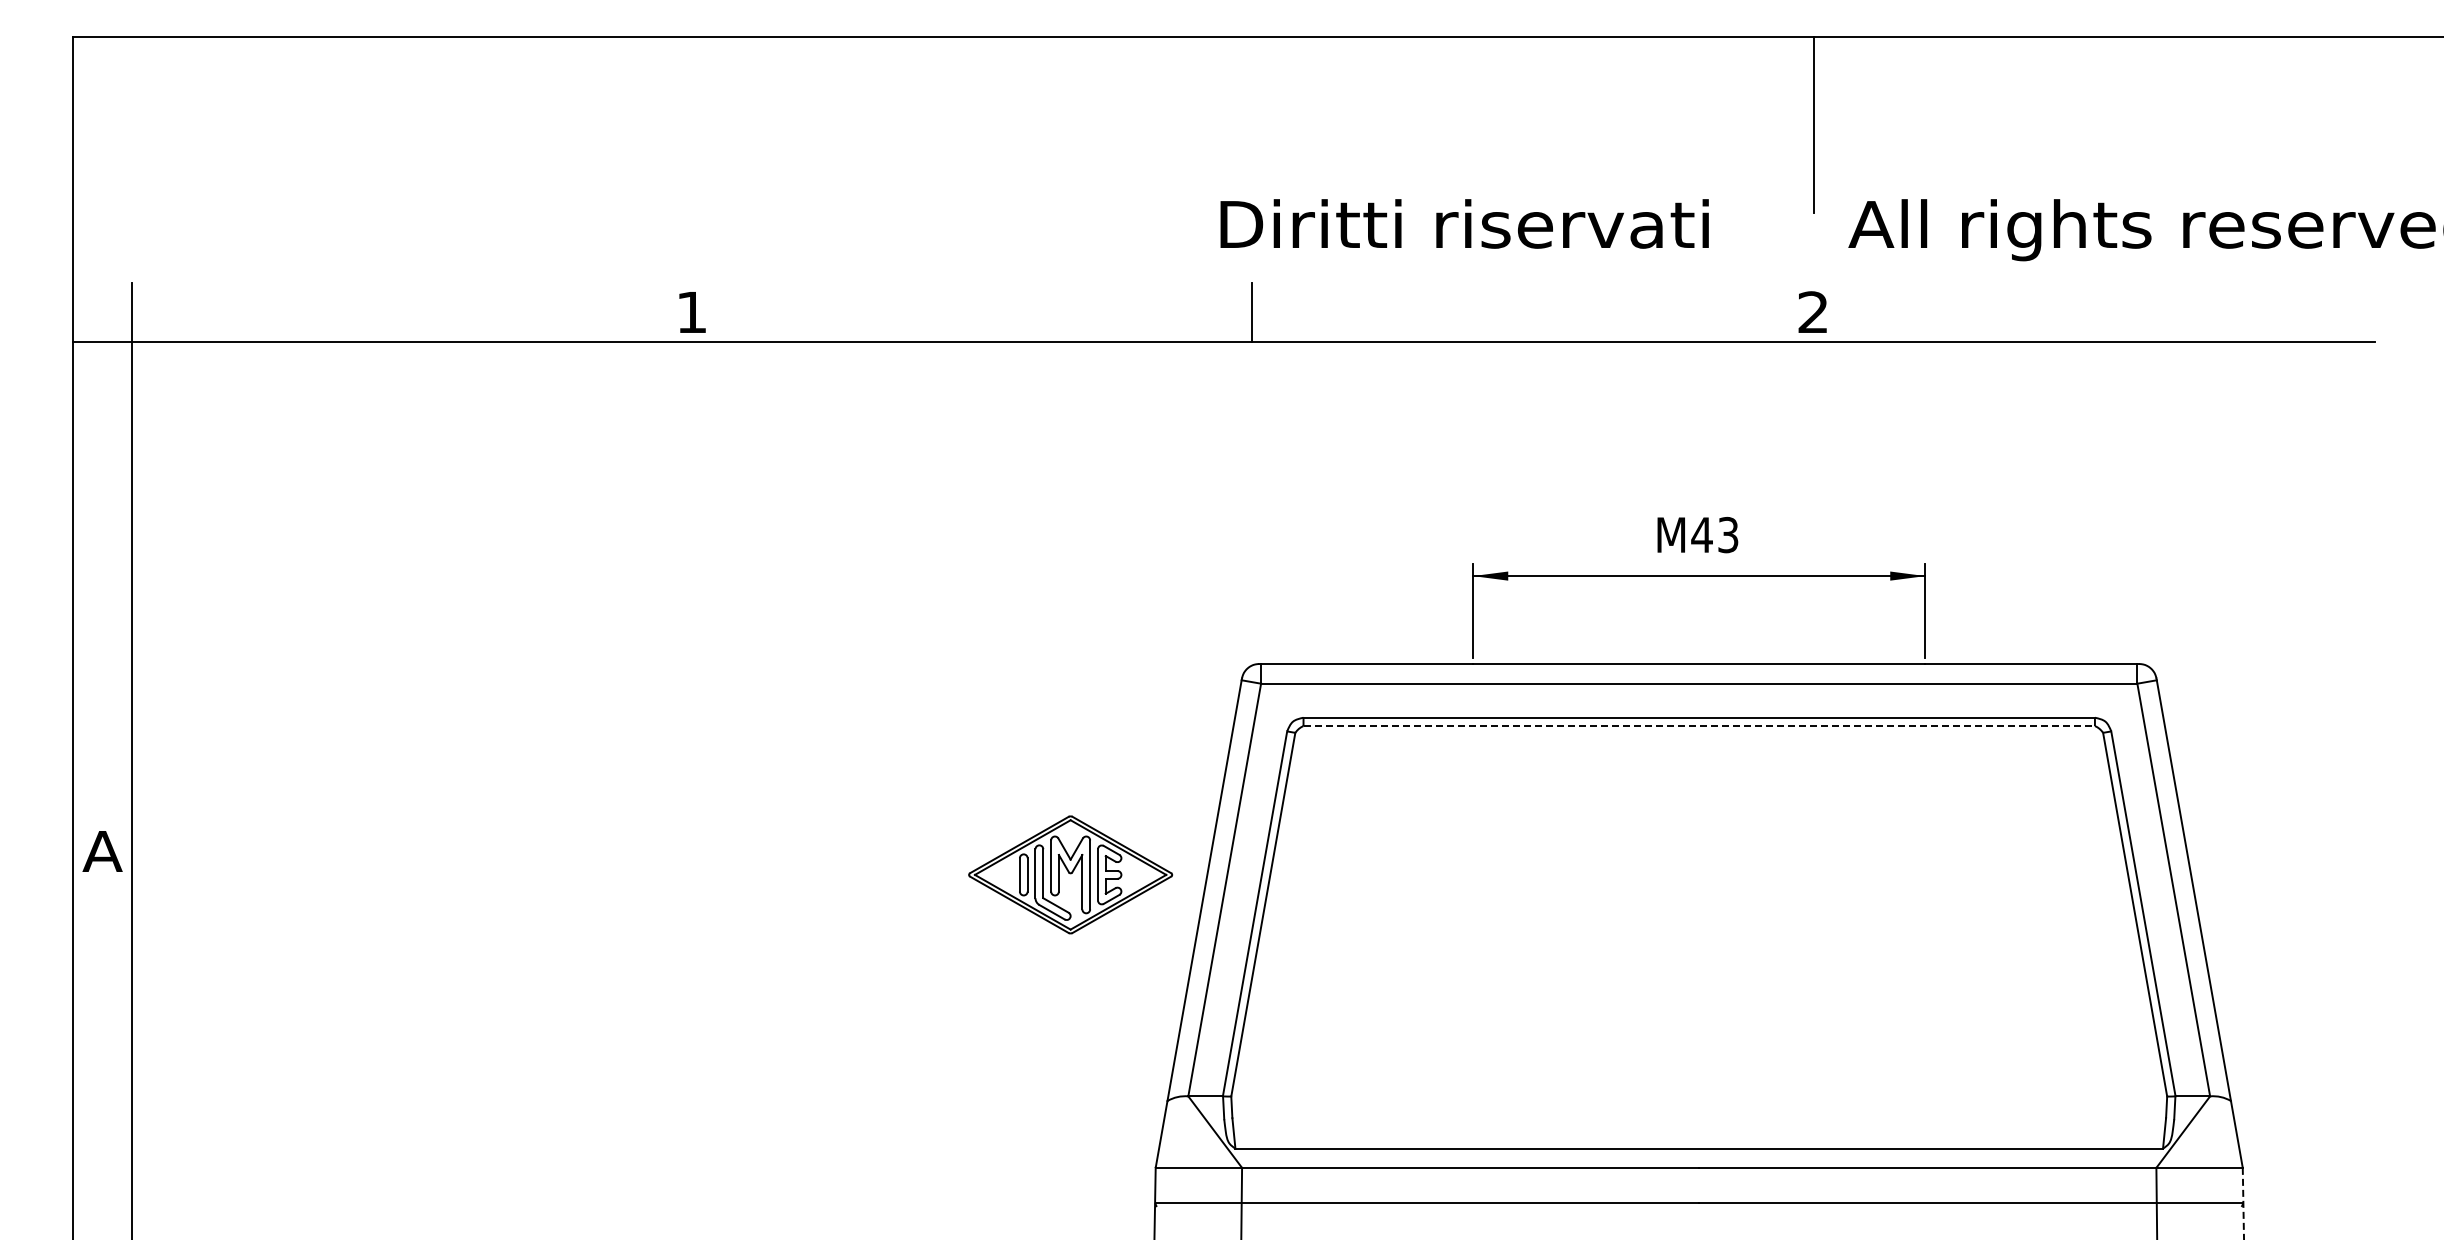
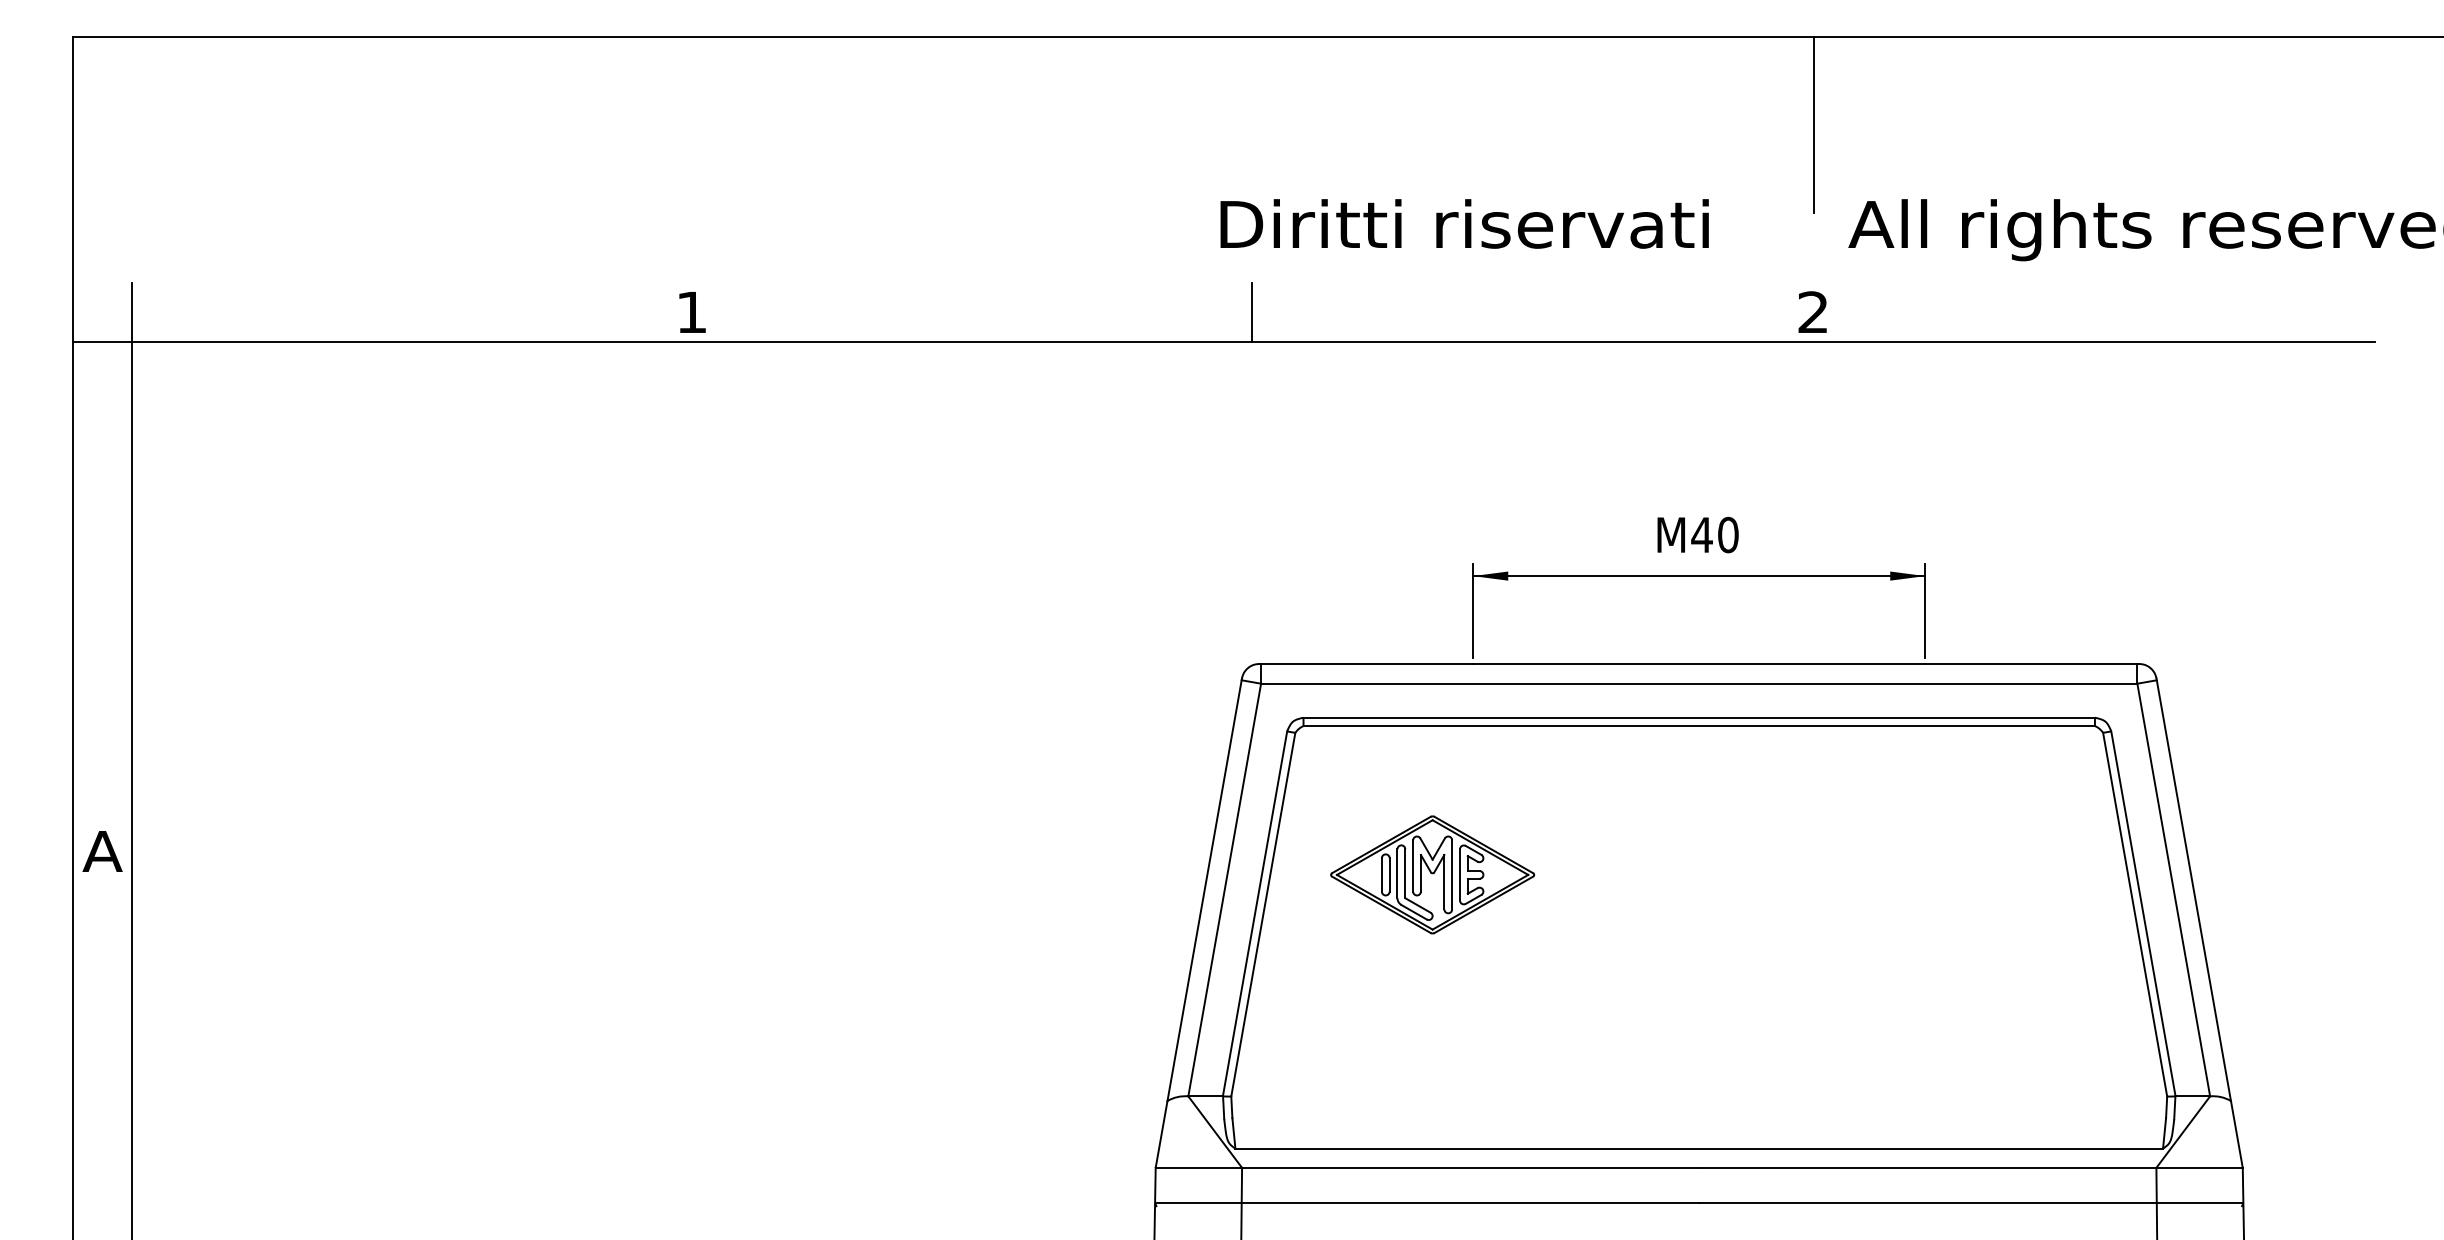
text: M43 -> M40 (1728, 535)
line: dashed -> solid (1699, 726)
part position: (1070, 874) -> (1432, 874) (1432, 874)
line: dashed -> solid (2243, 1203)
